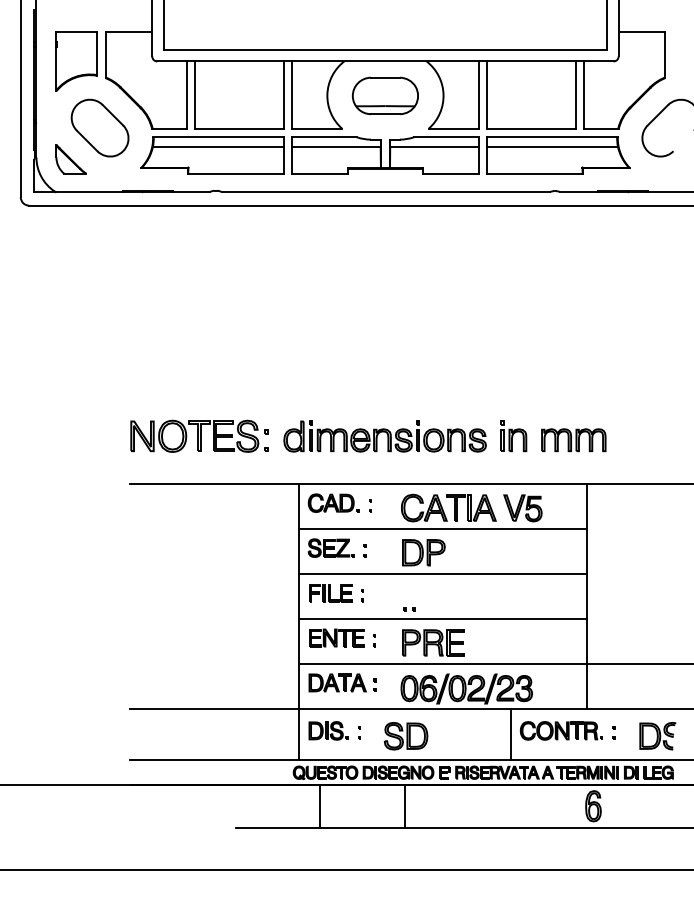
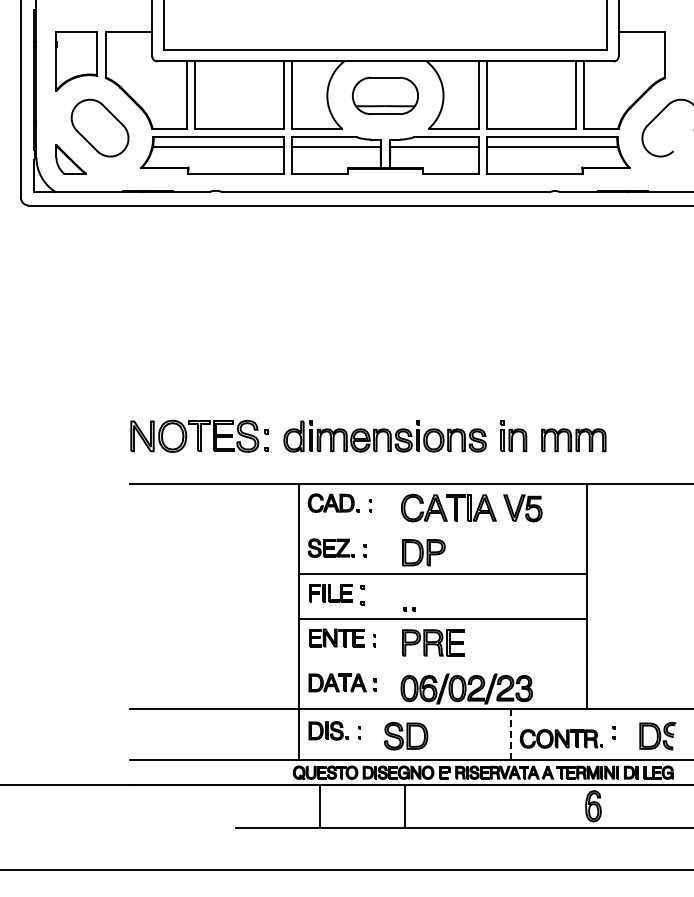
line: present -> none (443, 529)
part size: 3x14 px -> 5x21 px (362, 595)
line: present -> none (494, 664)
part position: (560, 730) -> (560, 738) (560, 738)
line: solid -> dashed (511, 733)
